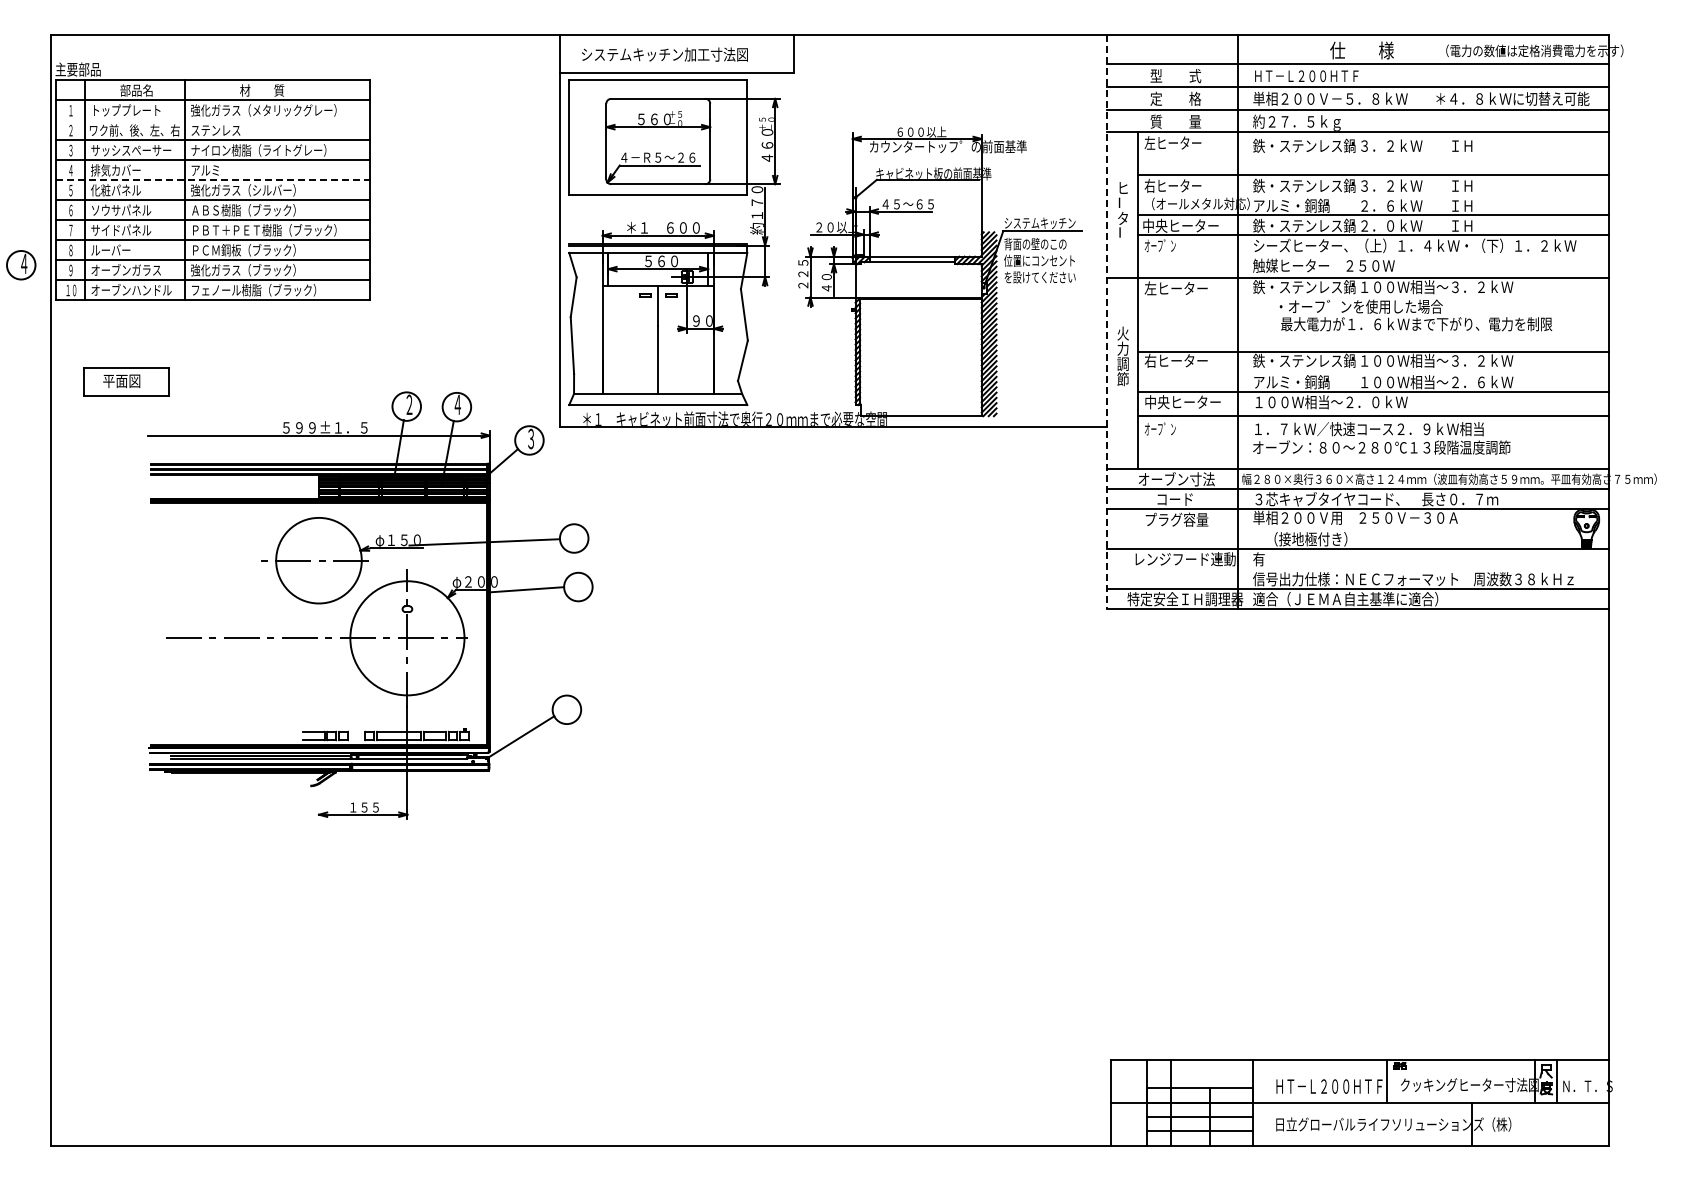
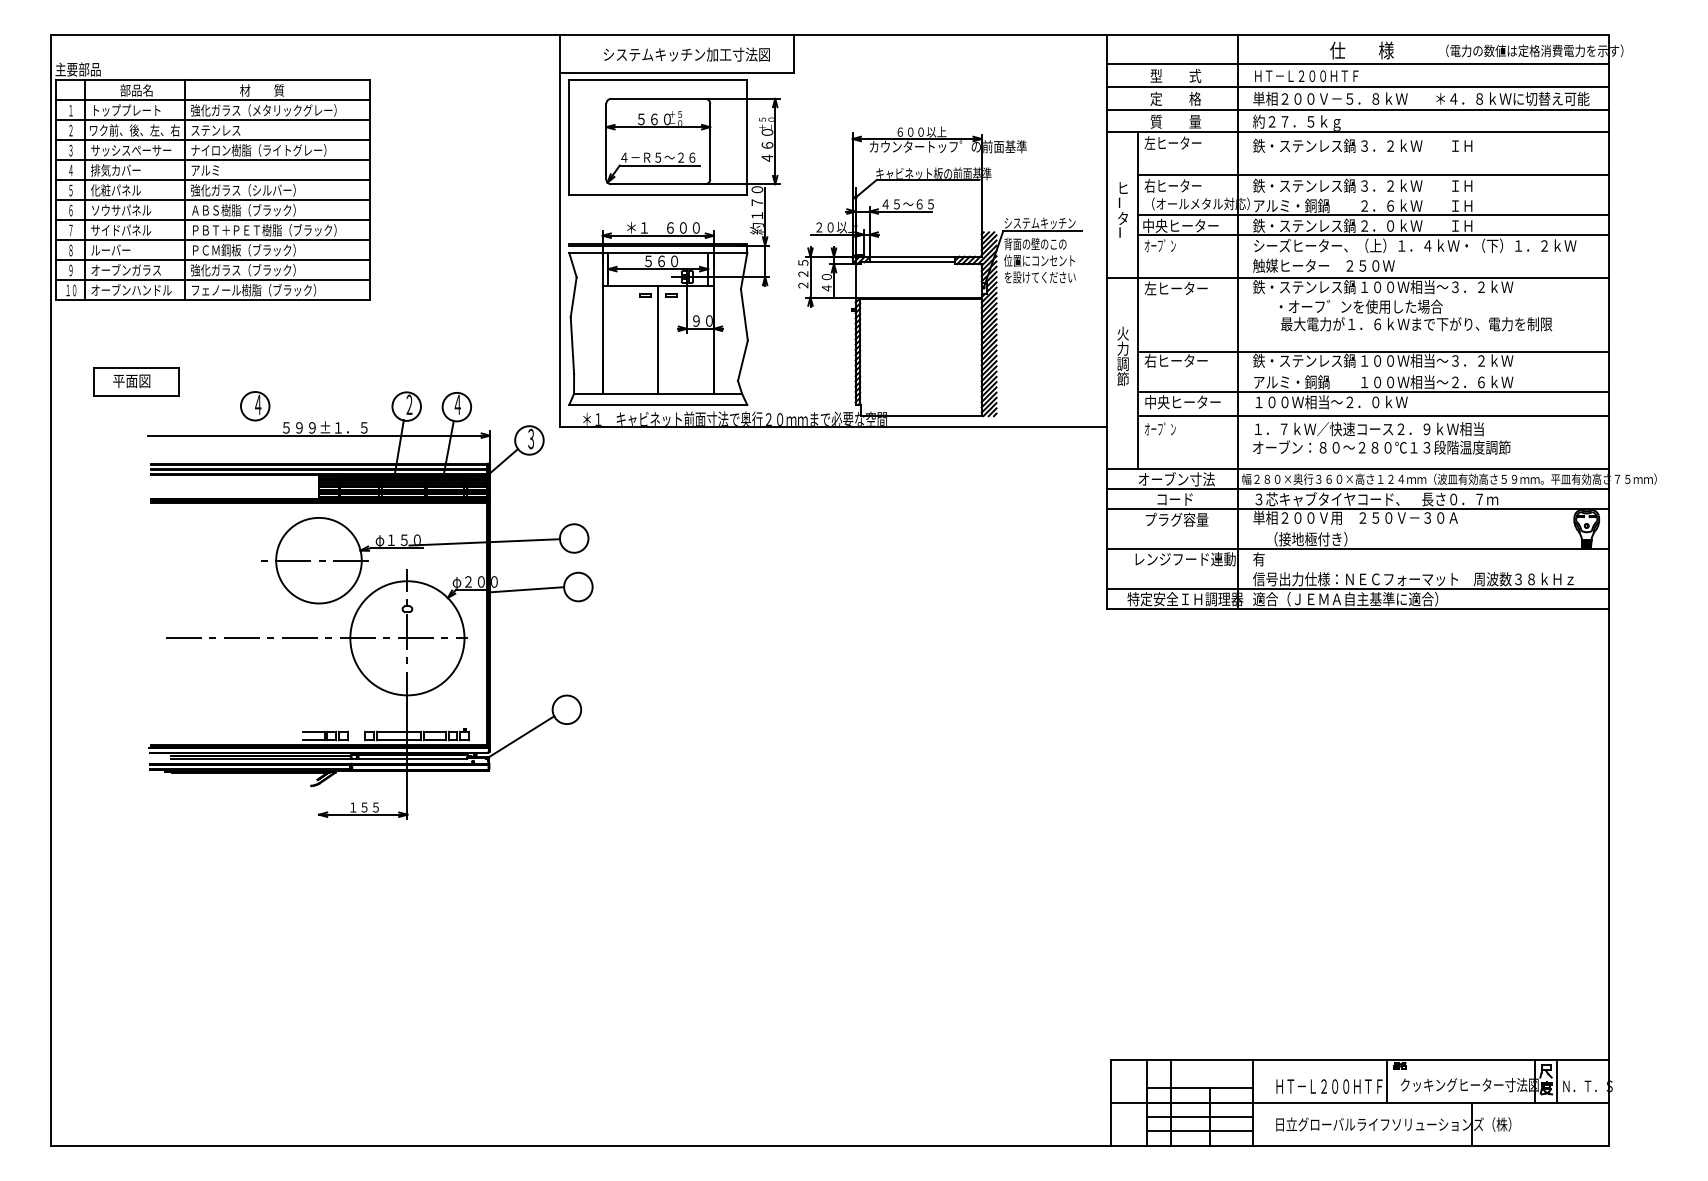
text position: (664, 54) -> (686, 54) (686, 54)
line: none -> present (213, 119)
line: dashed -> solid (213, 179)
part position: (21, 265) -> (255, 406) (255, 406)
line: dashed -> solid (1107, 322)
part position: (126, 381) -> (136, 381) (136, 381)
